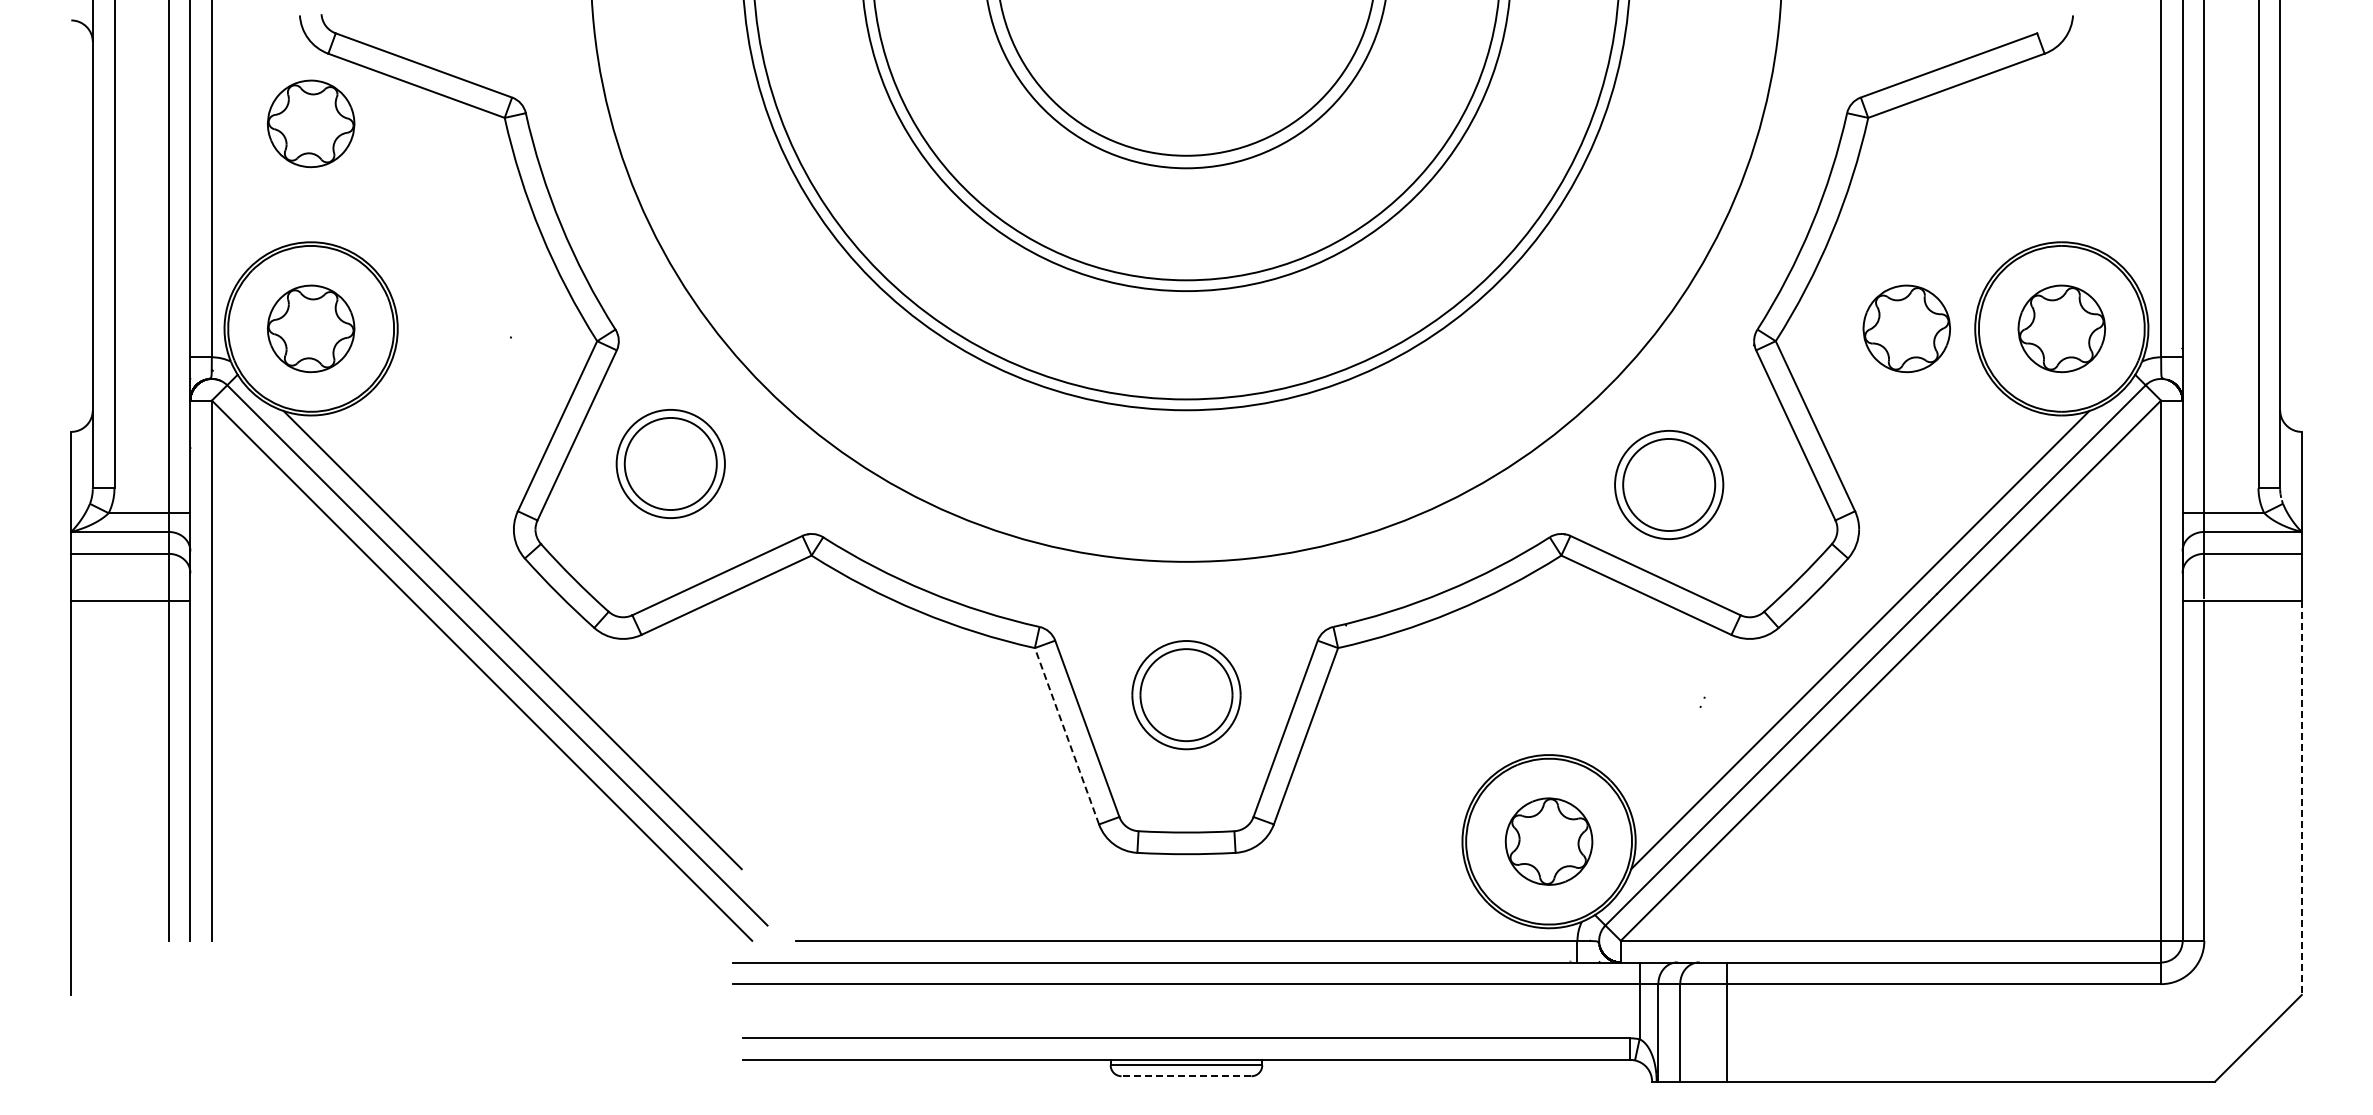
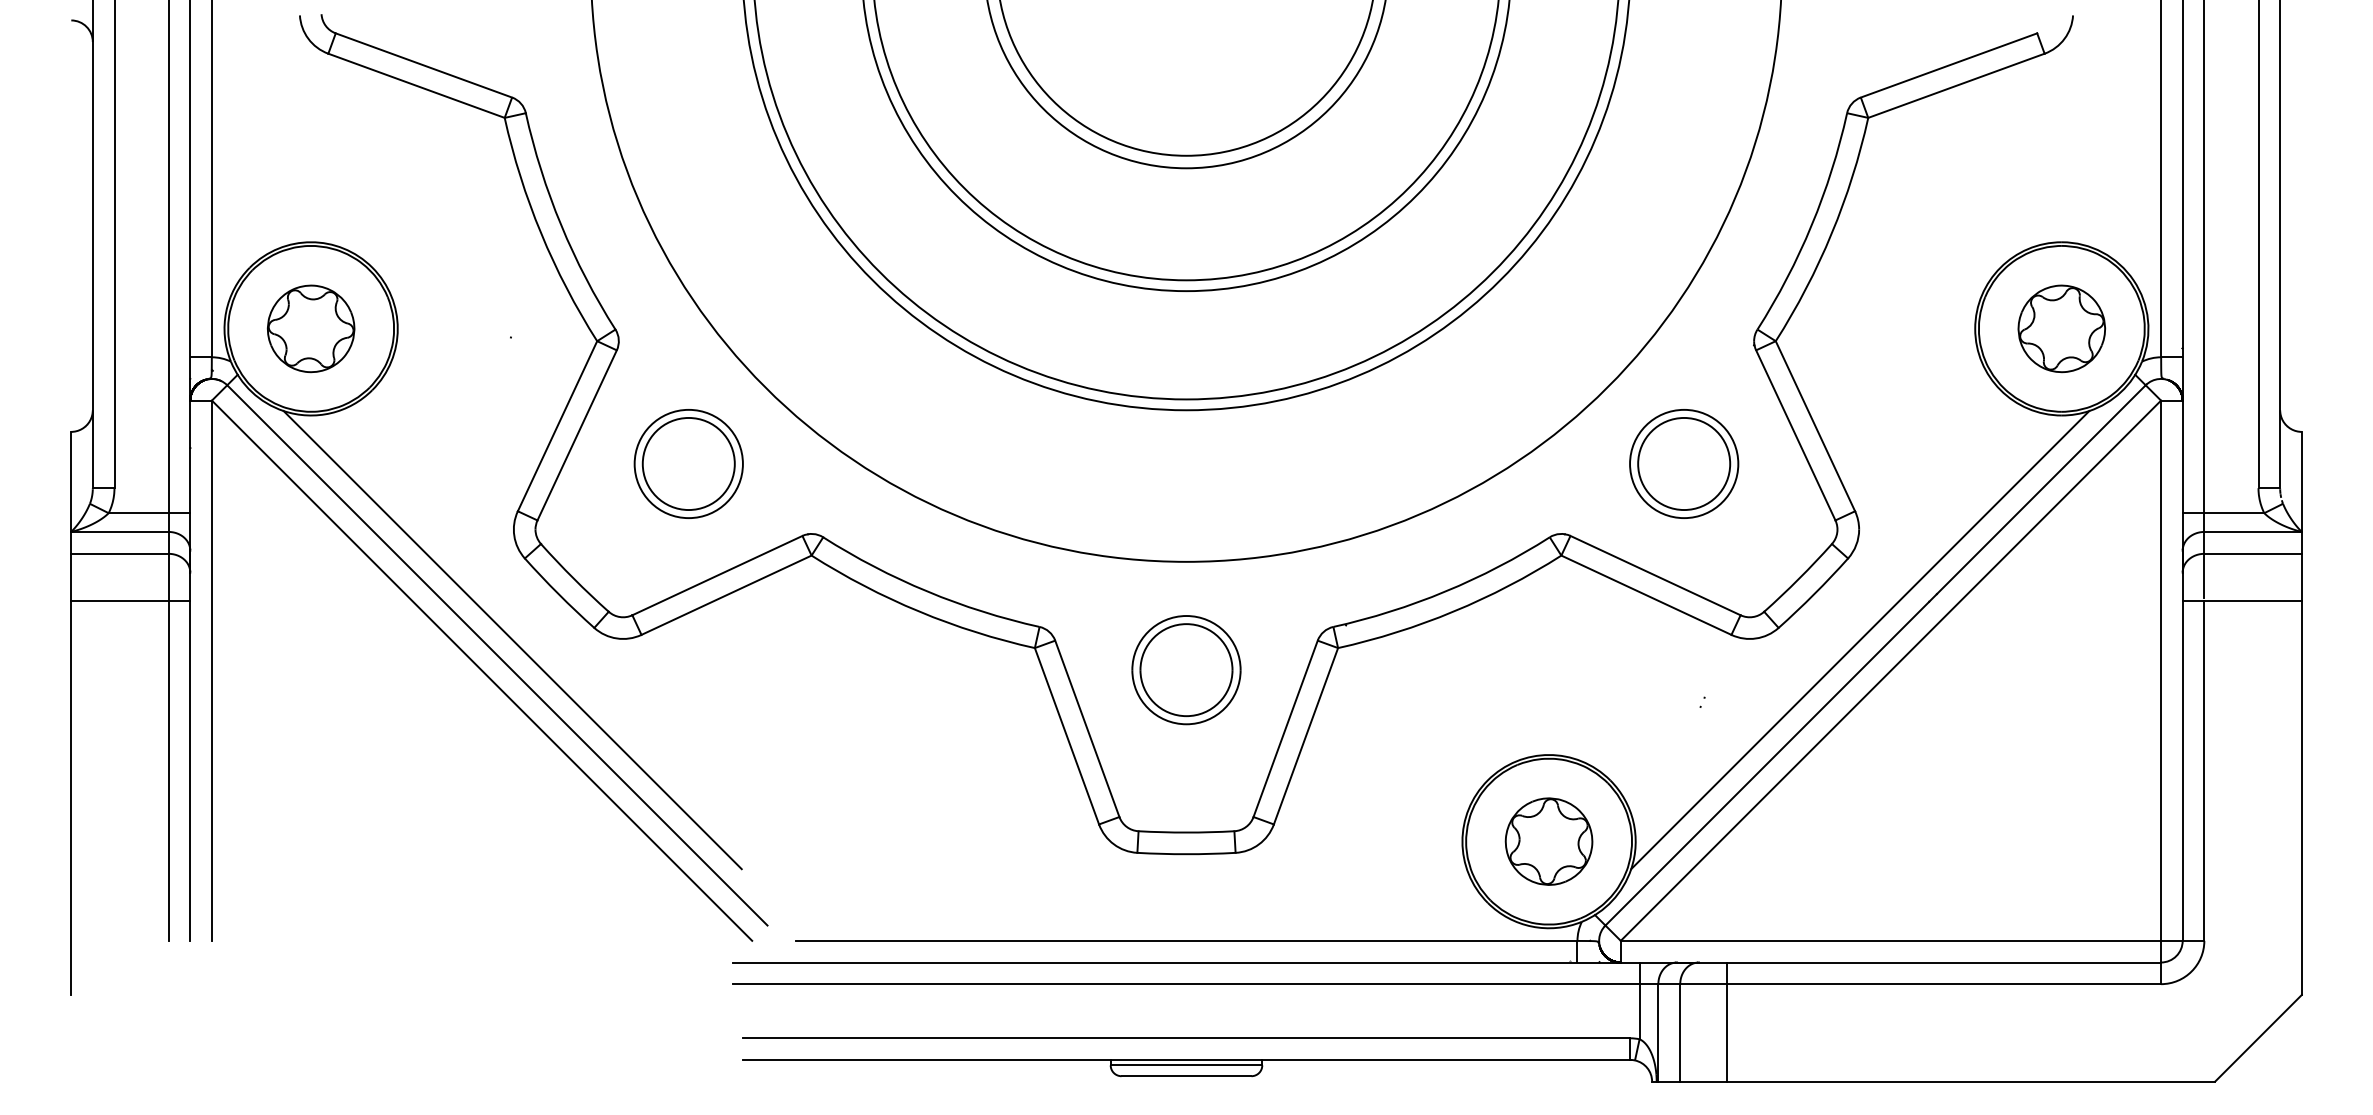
part: present -> none (311, 123)
part: present -> none (1906, 328)
part position: (670, 463) -> (688, 463) (688, 463)
part position: (1669, 484) -> (1684, 463) (1684, 463)
part position: (1186, 695) -> (1186, 670) (1186, 670)
line: dashed -> solid (1066, 736)
line: dashed -> solid (2301, 798)
line: dashed -> solid (1186, 1076)
